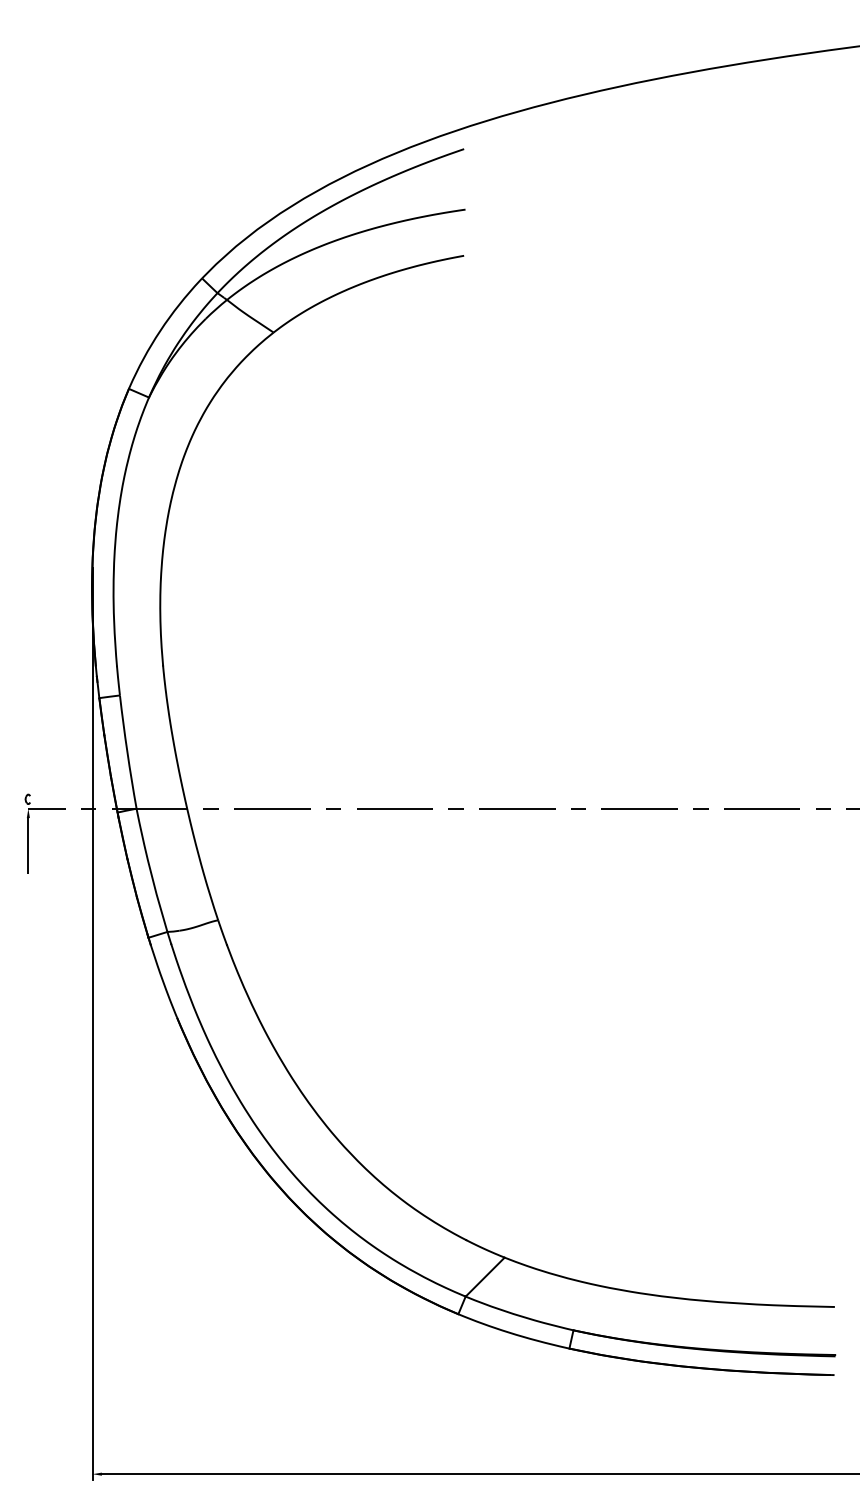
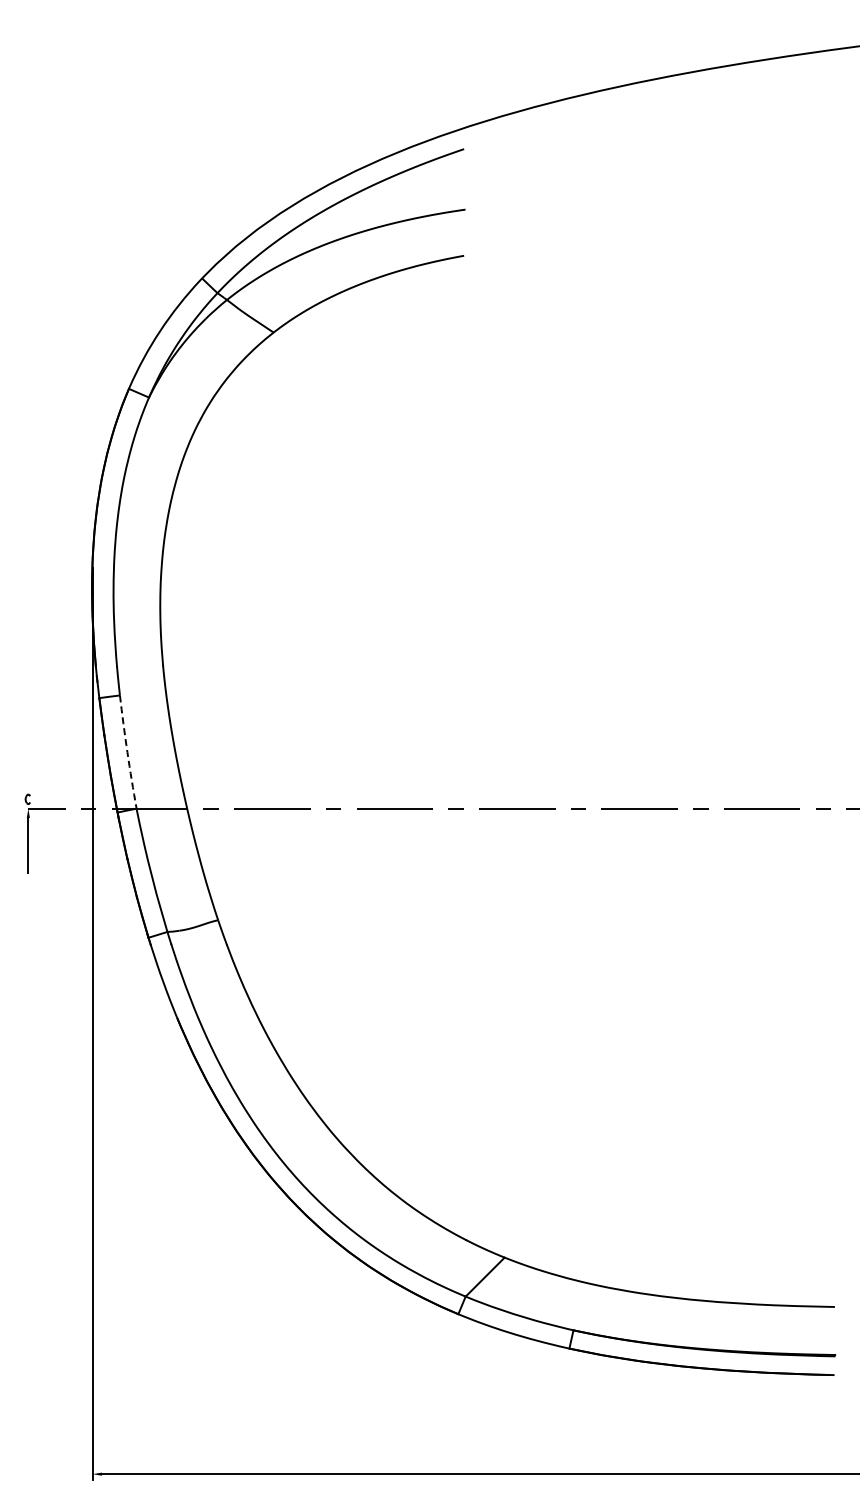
arc: solid -> dashed (127, 752)
